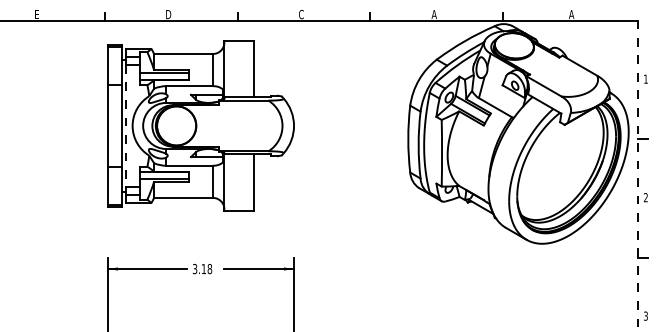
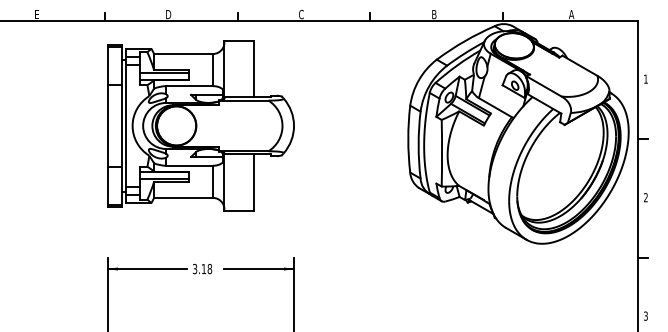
text: A -> B (433, 14)
line: dashed -> solid (126, 126)
line: dashed -> solid (638, 175)
